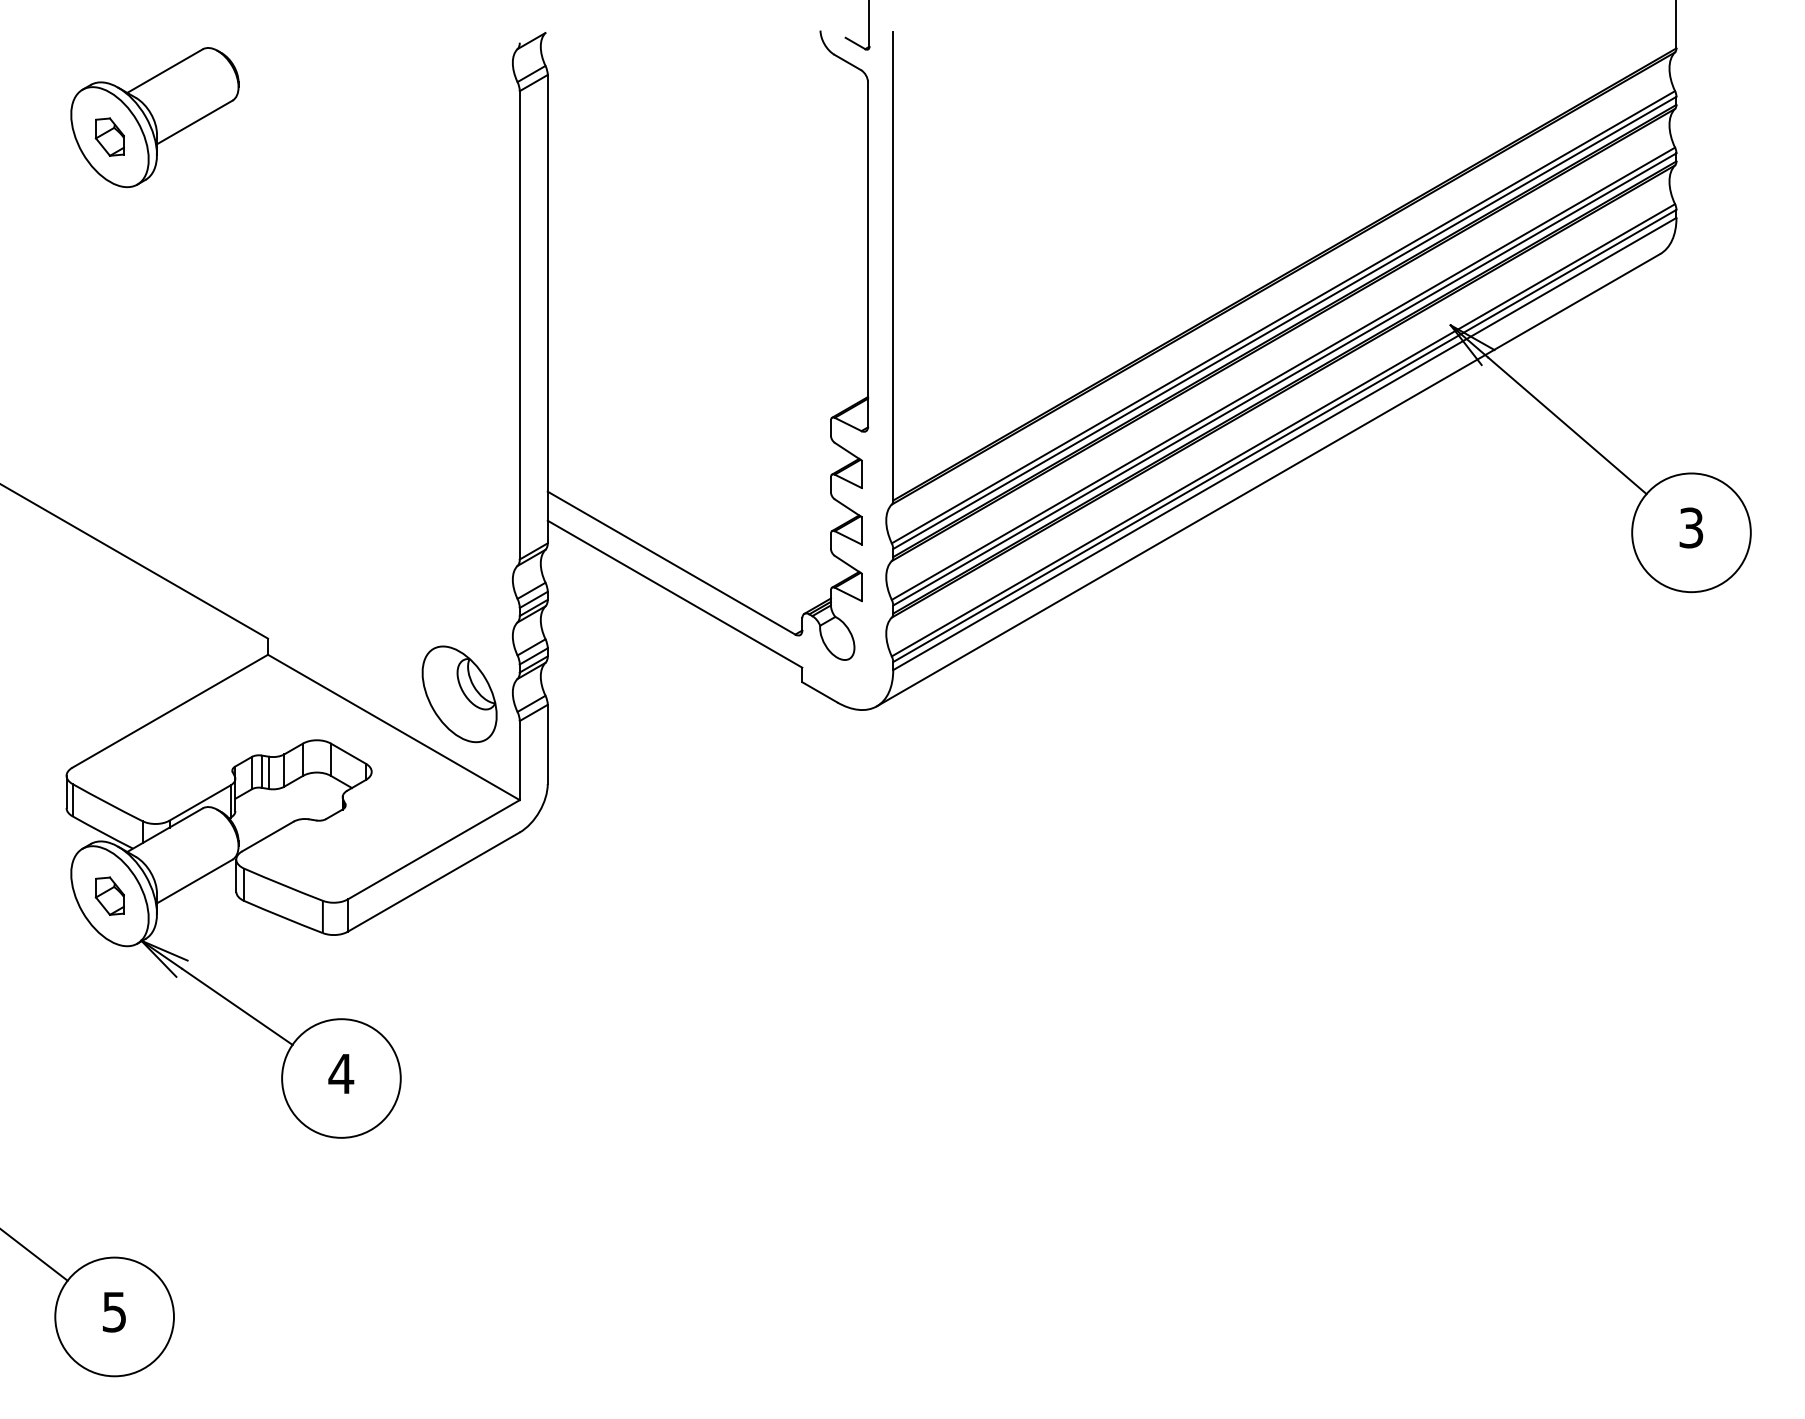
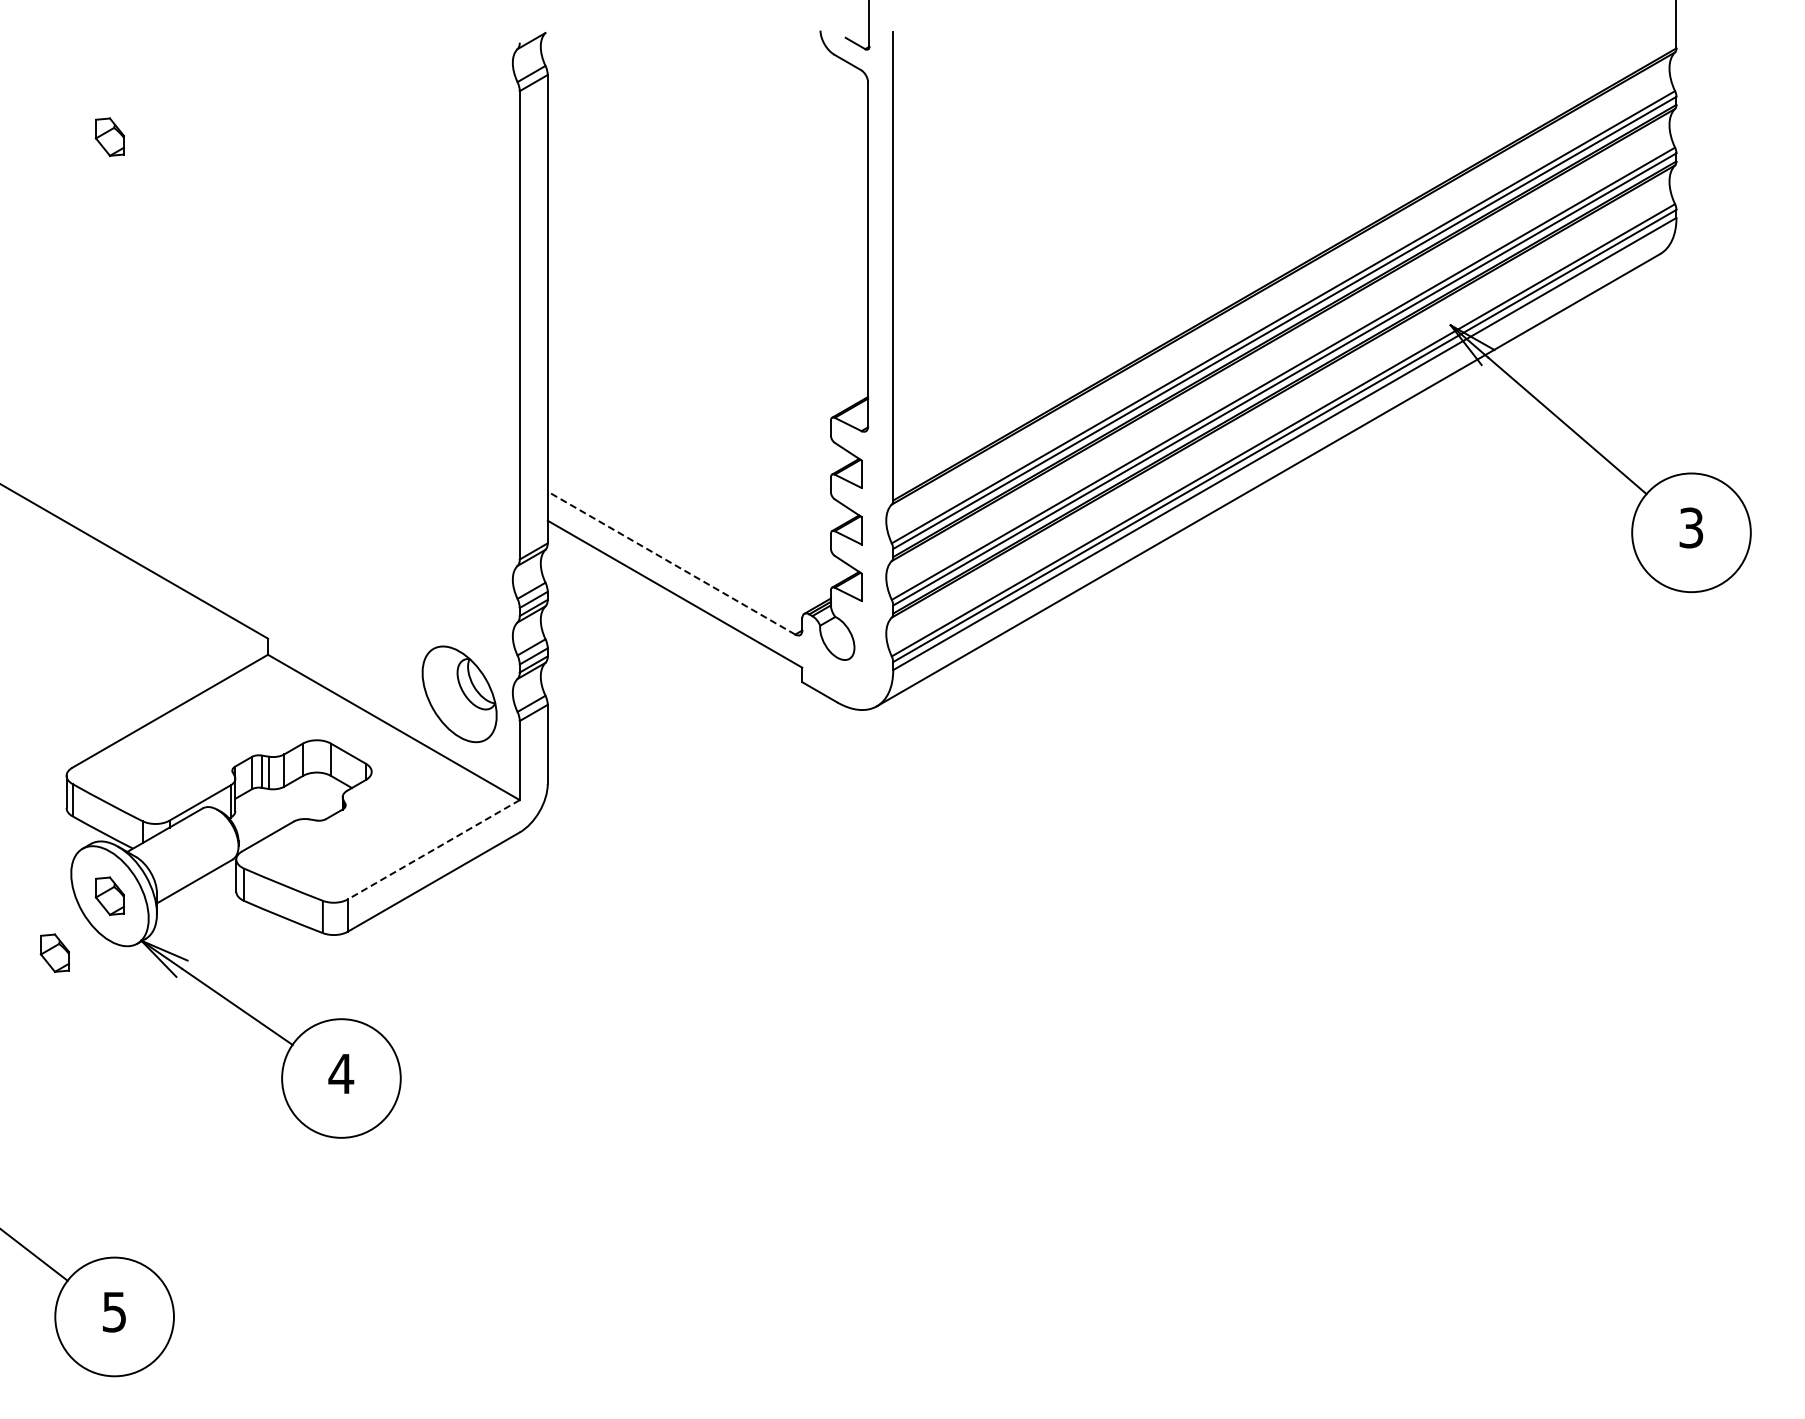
part: present -> none (154, 117)
line: solid -> dashed (671, 563)
line: solid -> dashed (433, 850)
part: none -> present (54, 952)
